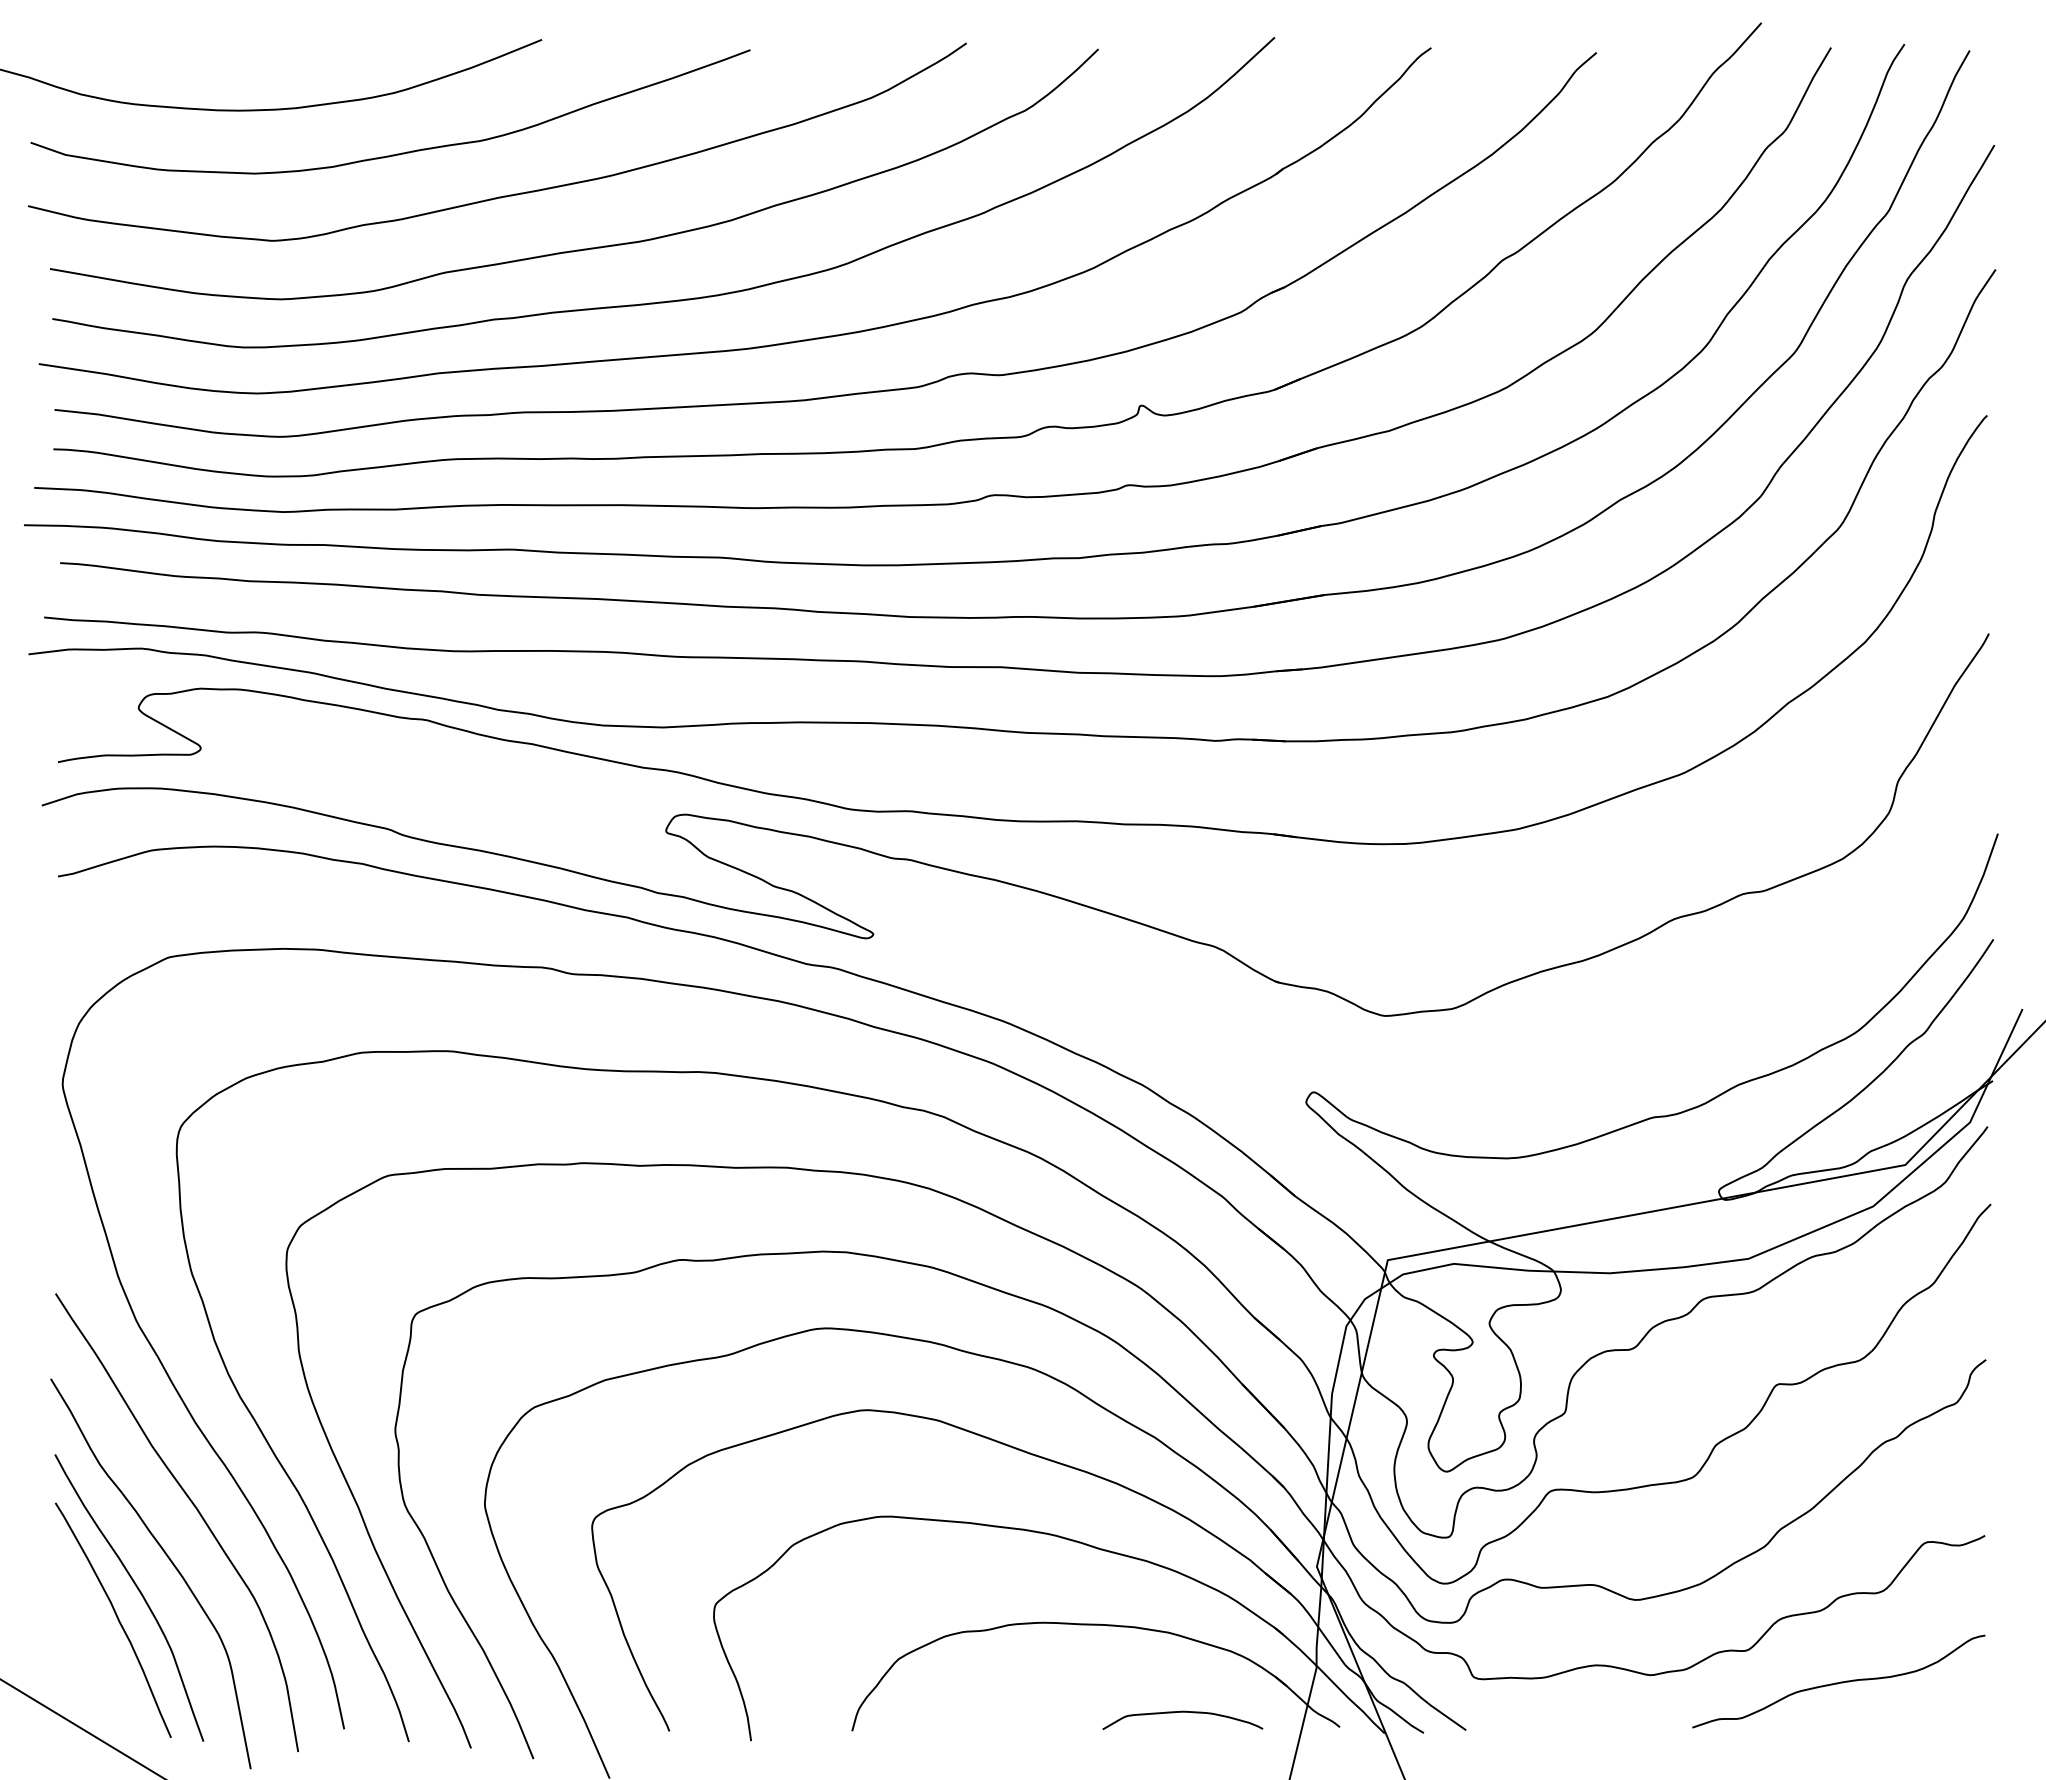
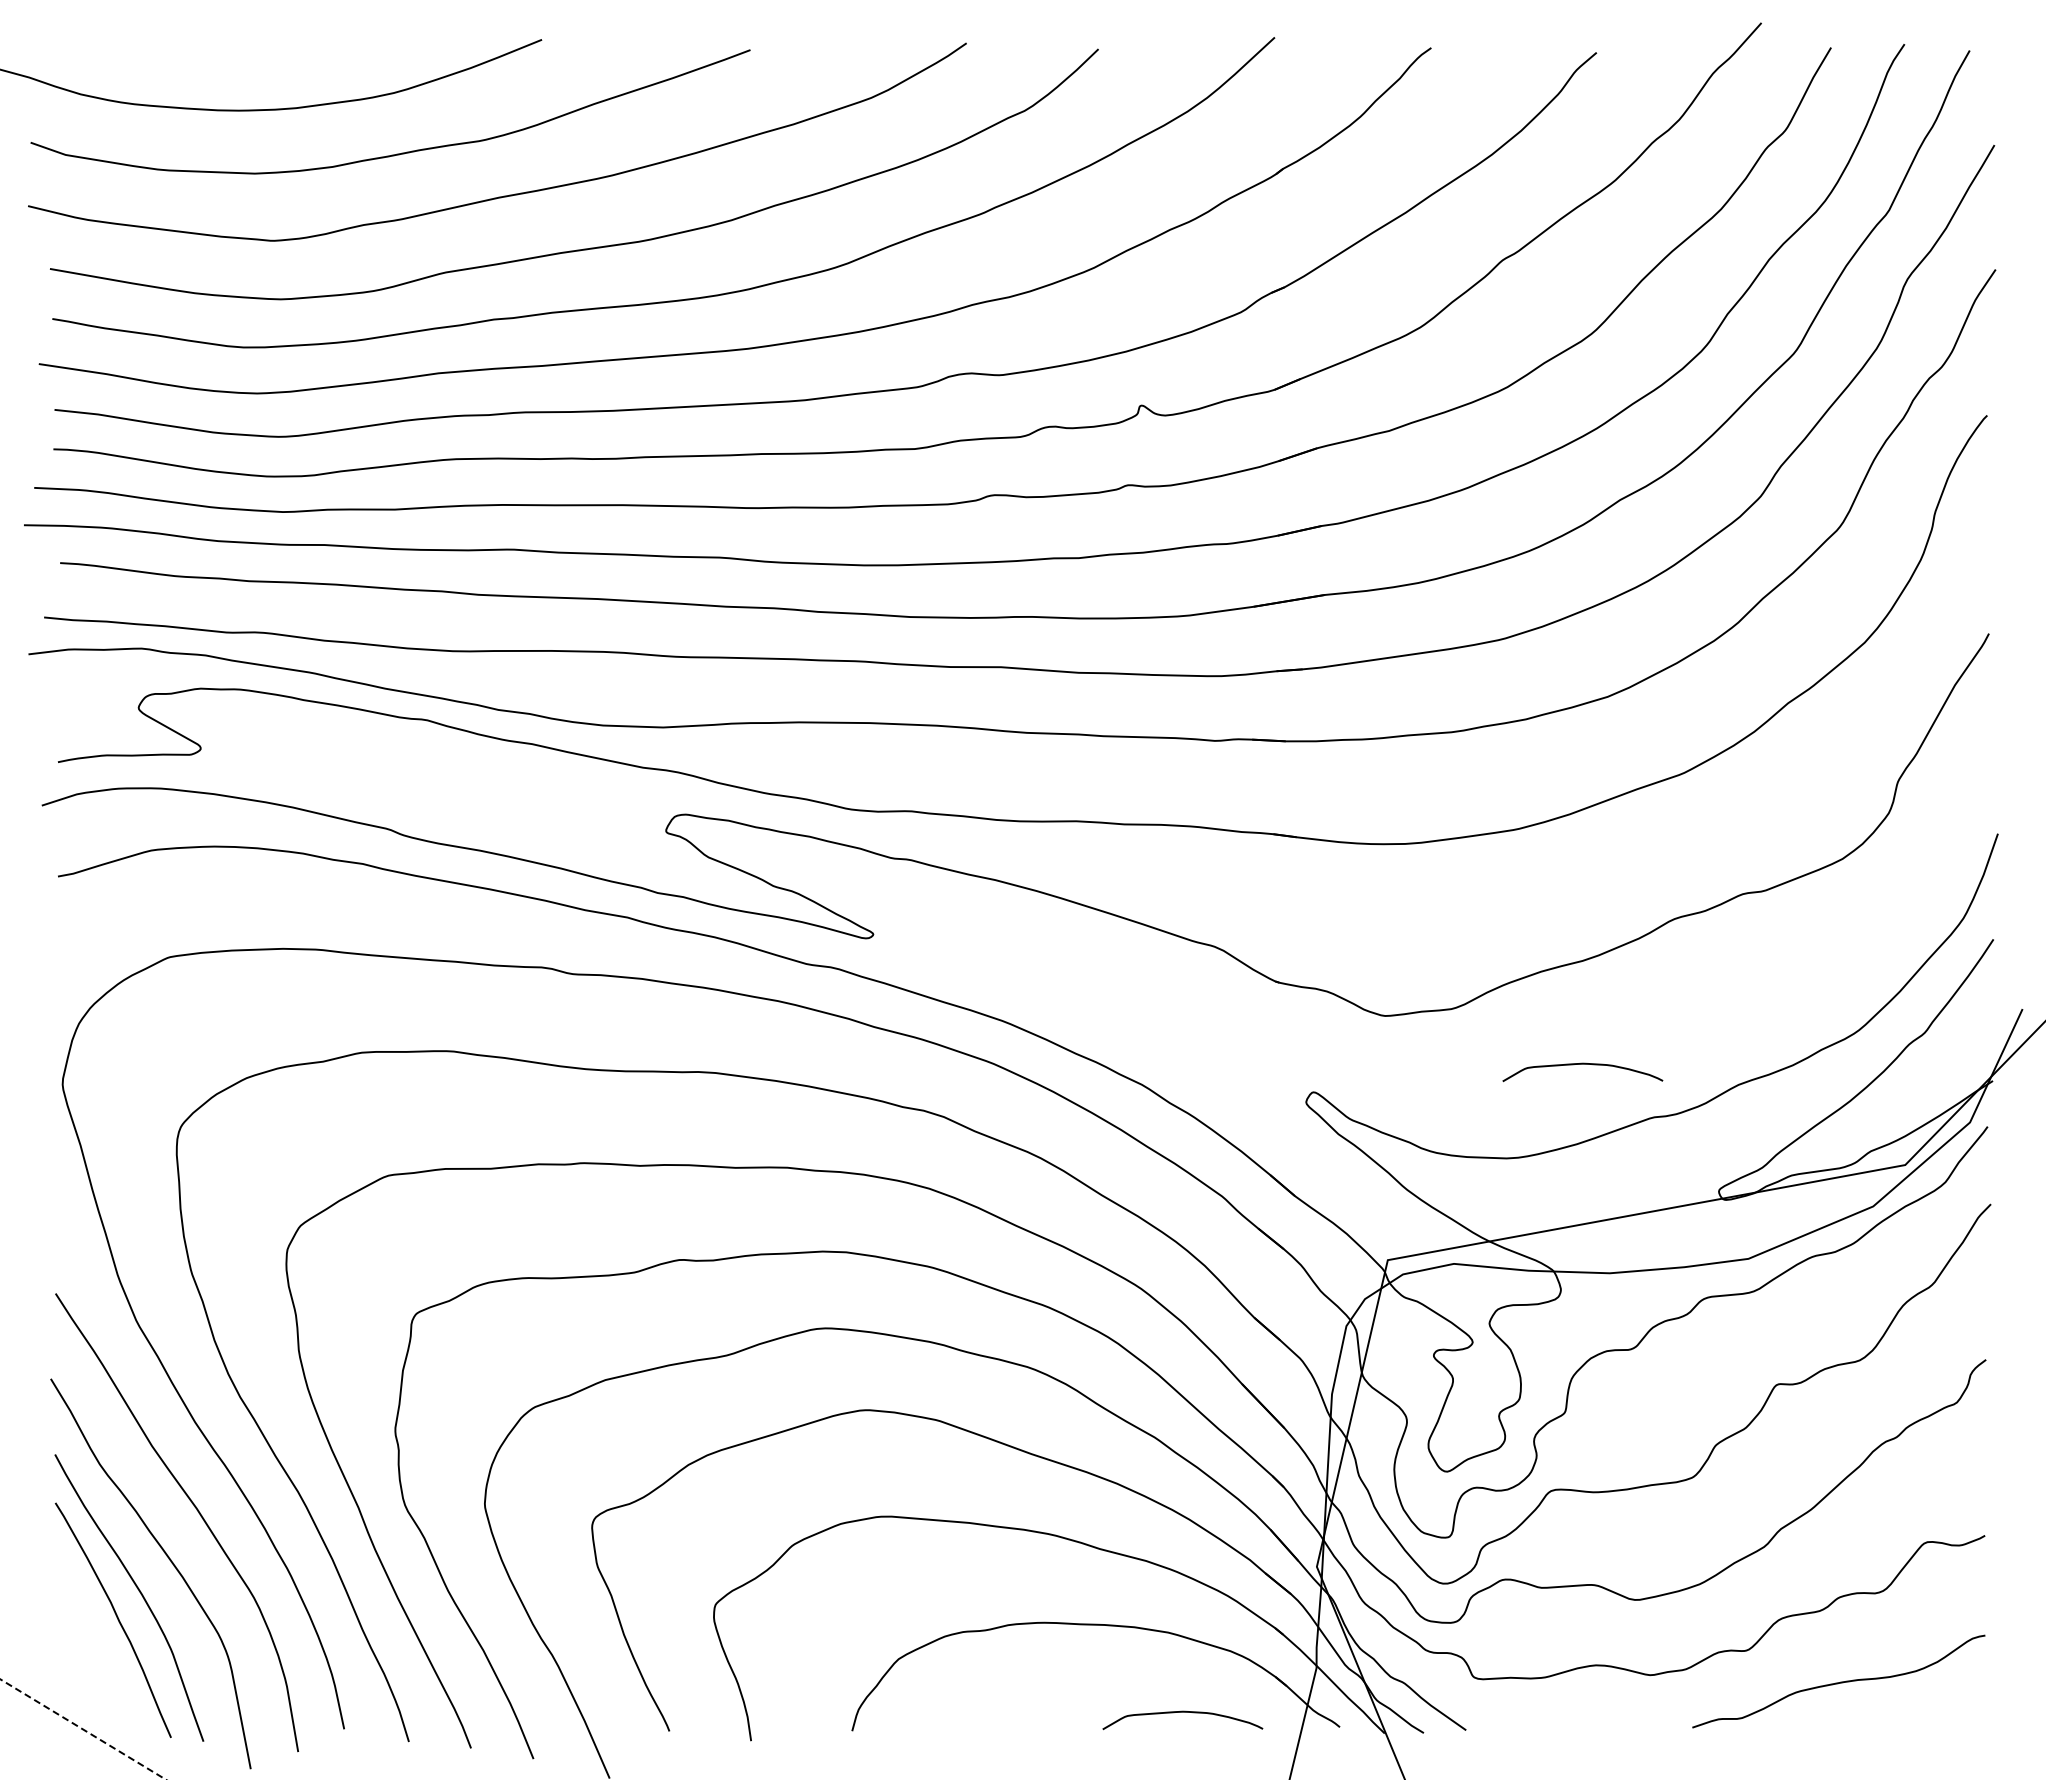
curve: none -> present (1582, 1064)
line: solid -> dashed (83, 1729)
